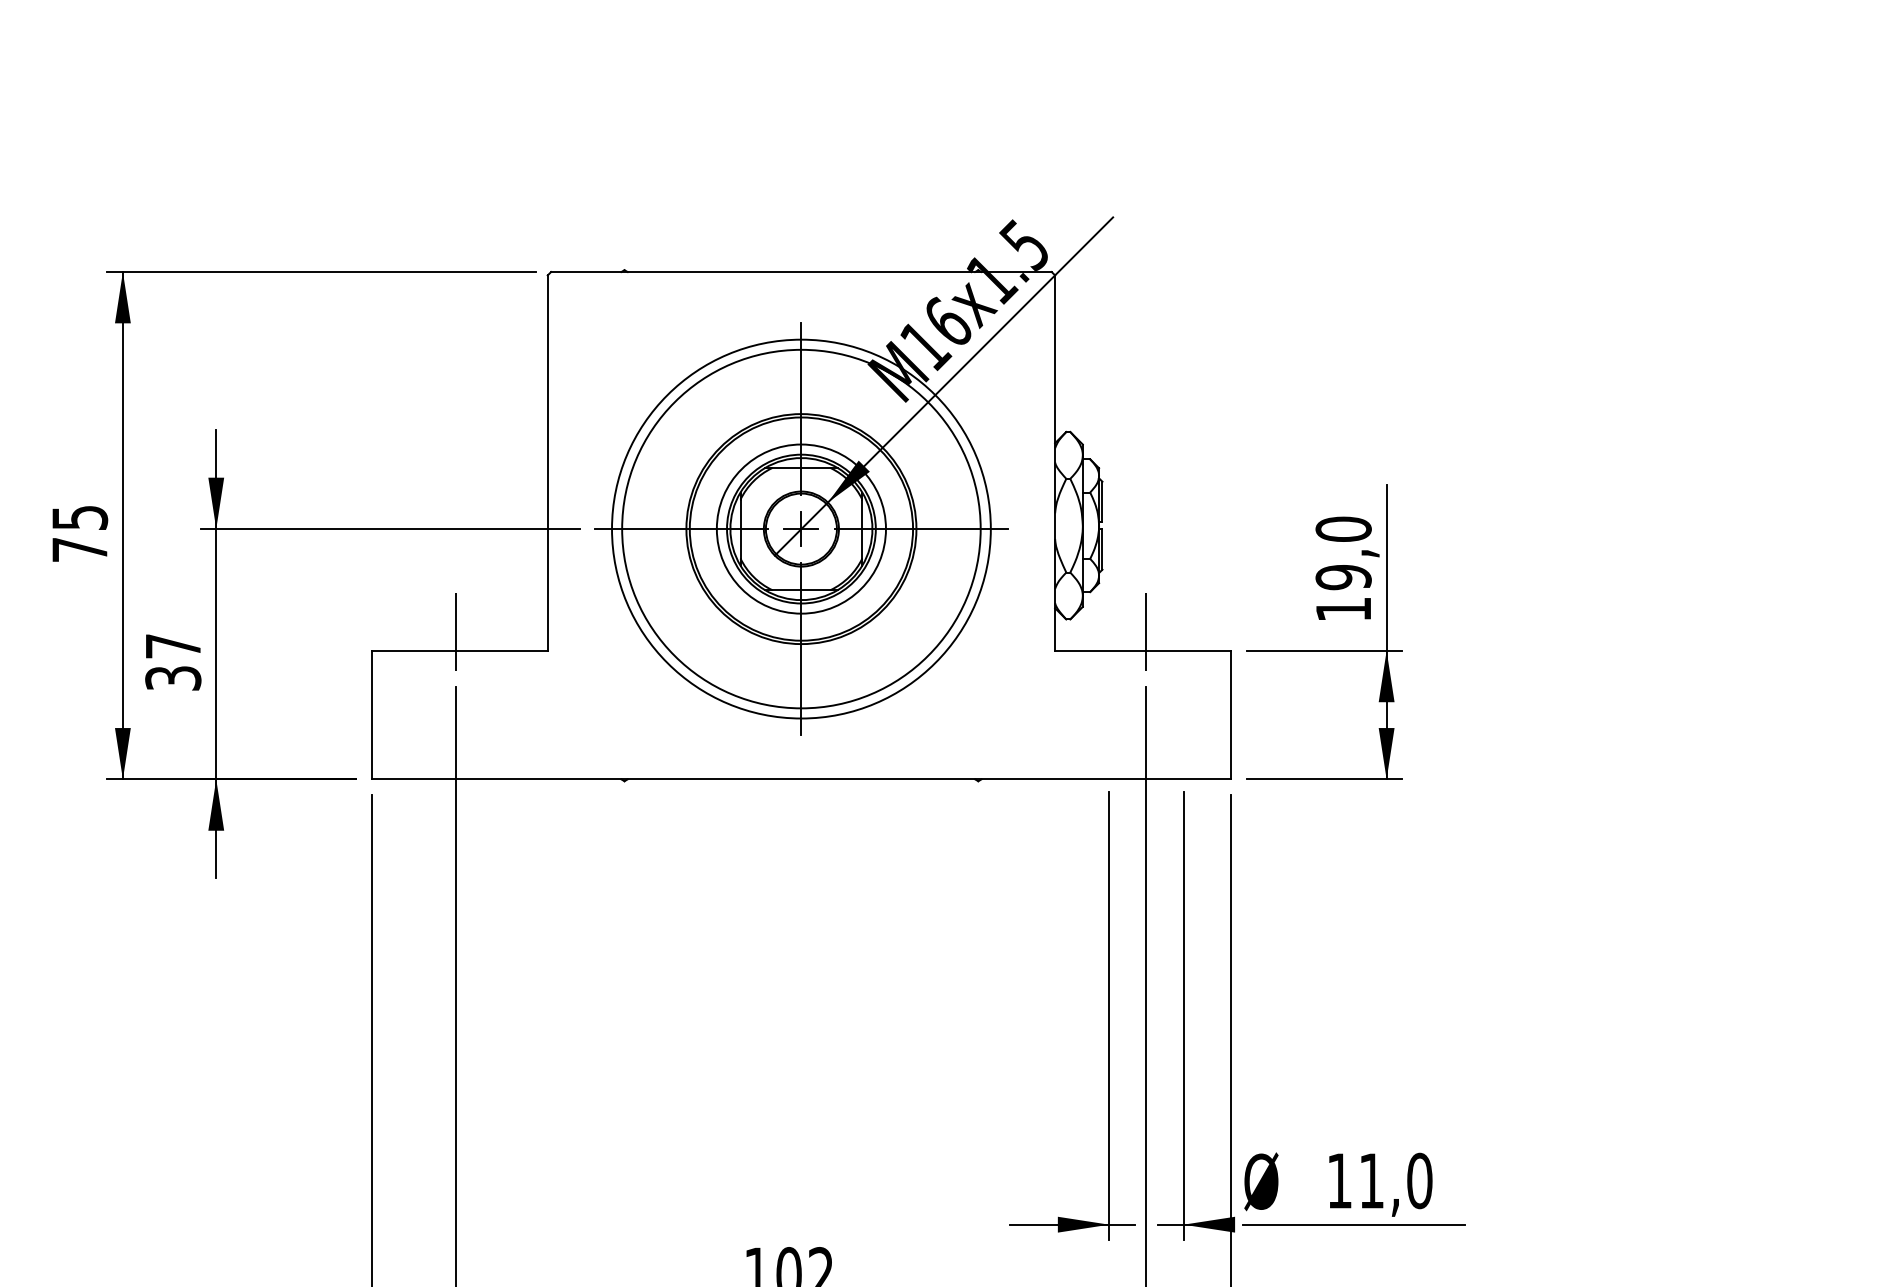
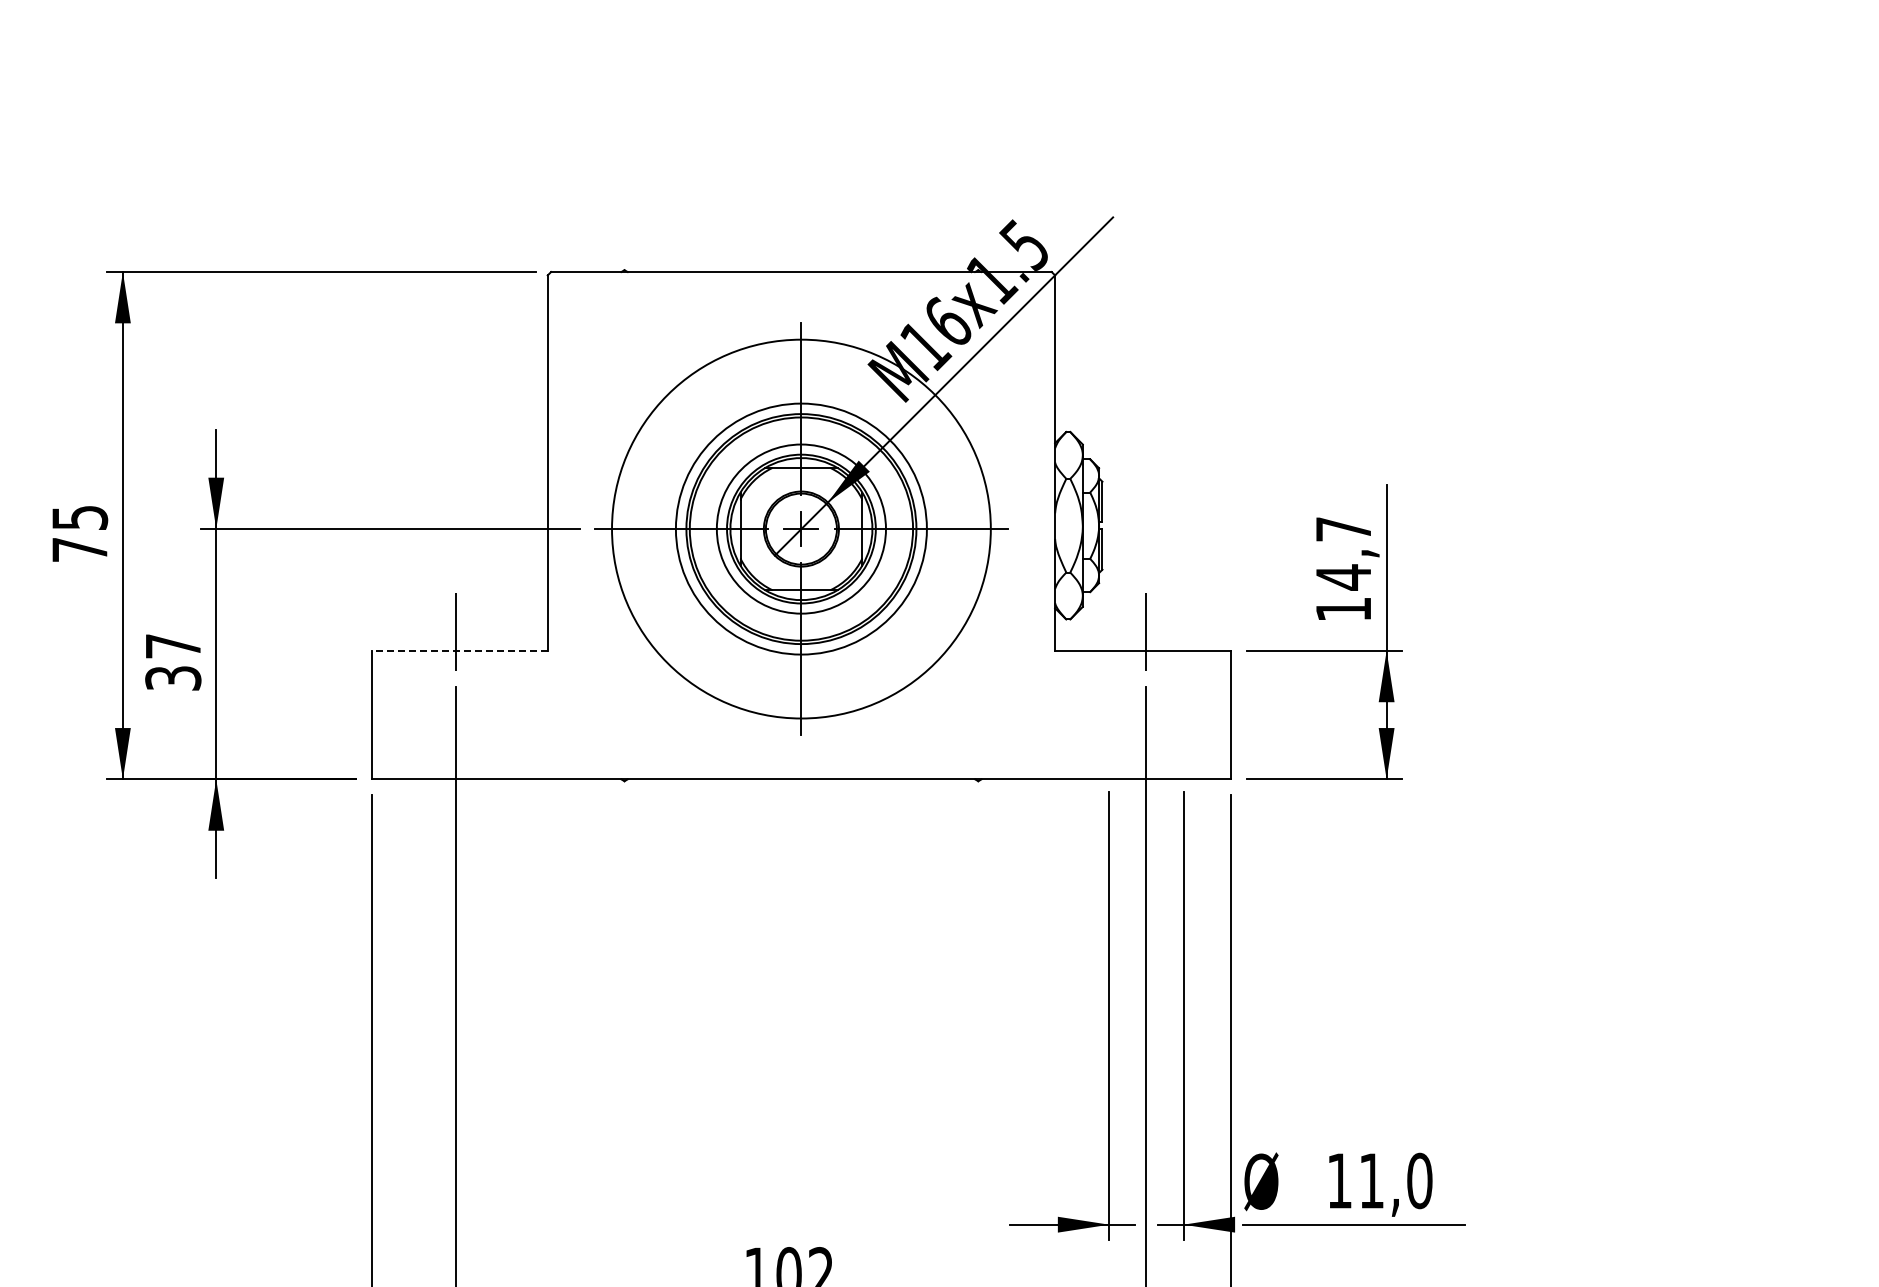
circle diameter: 359 px -> 251 px (800, 528)
text: 19,0 -> 14,7 (1343, 553)
line: solid -> dashed (459, 650)
